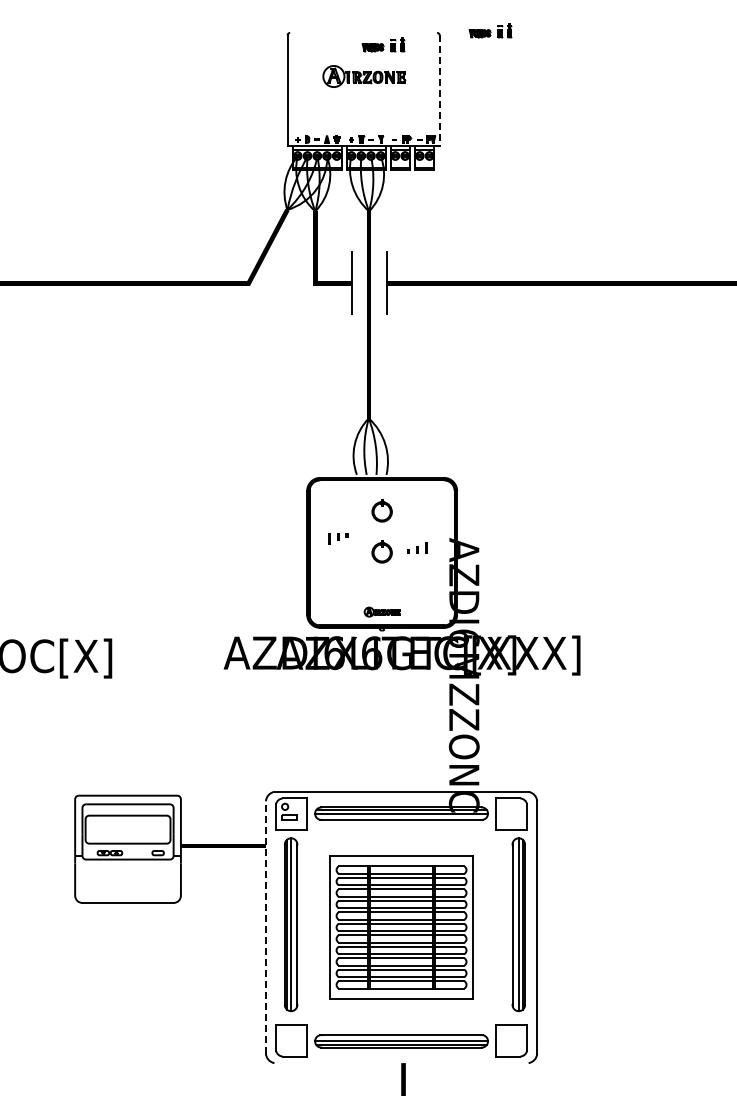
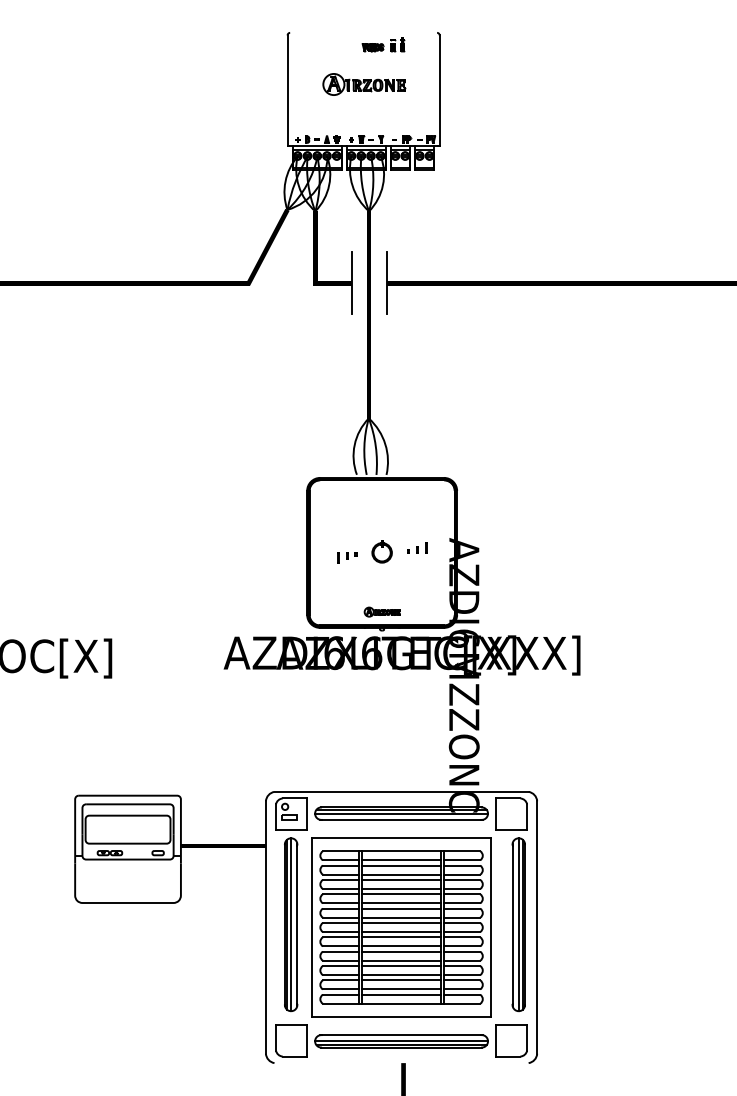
part: present -> none (490, 30)
part position: (364, 76) -> (364, 84) (364, 84)
line: dashed -> solid (439, 91)
part: present -> none (381, 510)
part position: (338, 538) -> (347, 557) (347, 557)
line: dashed -> solid (265, 927)
part size: 145x145 px -> 181x181 px (401, 927)
